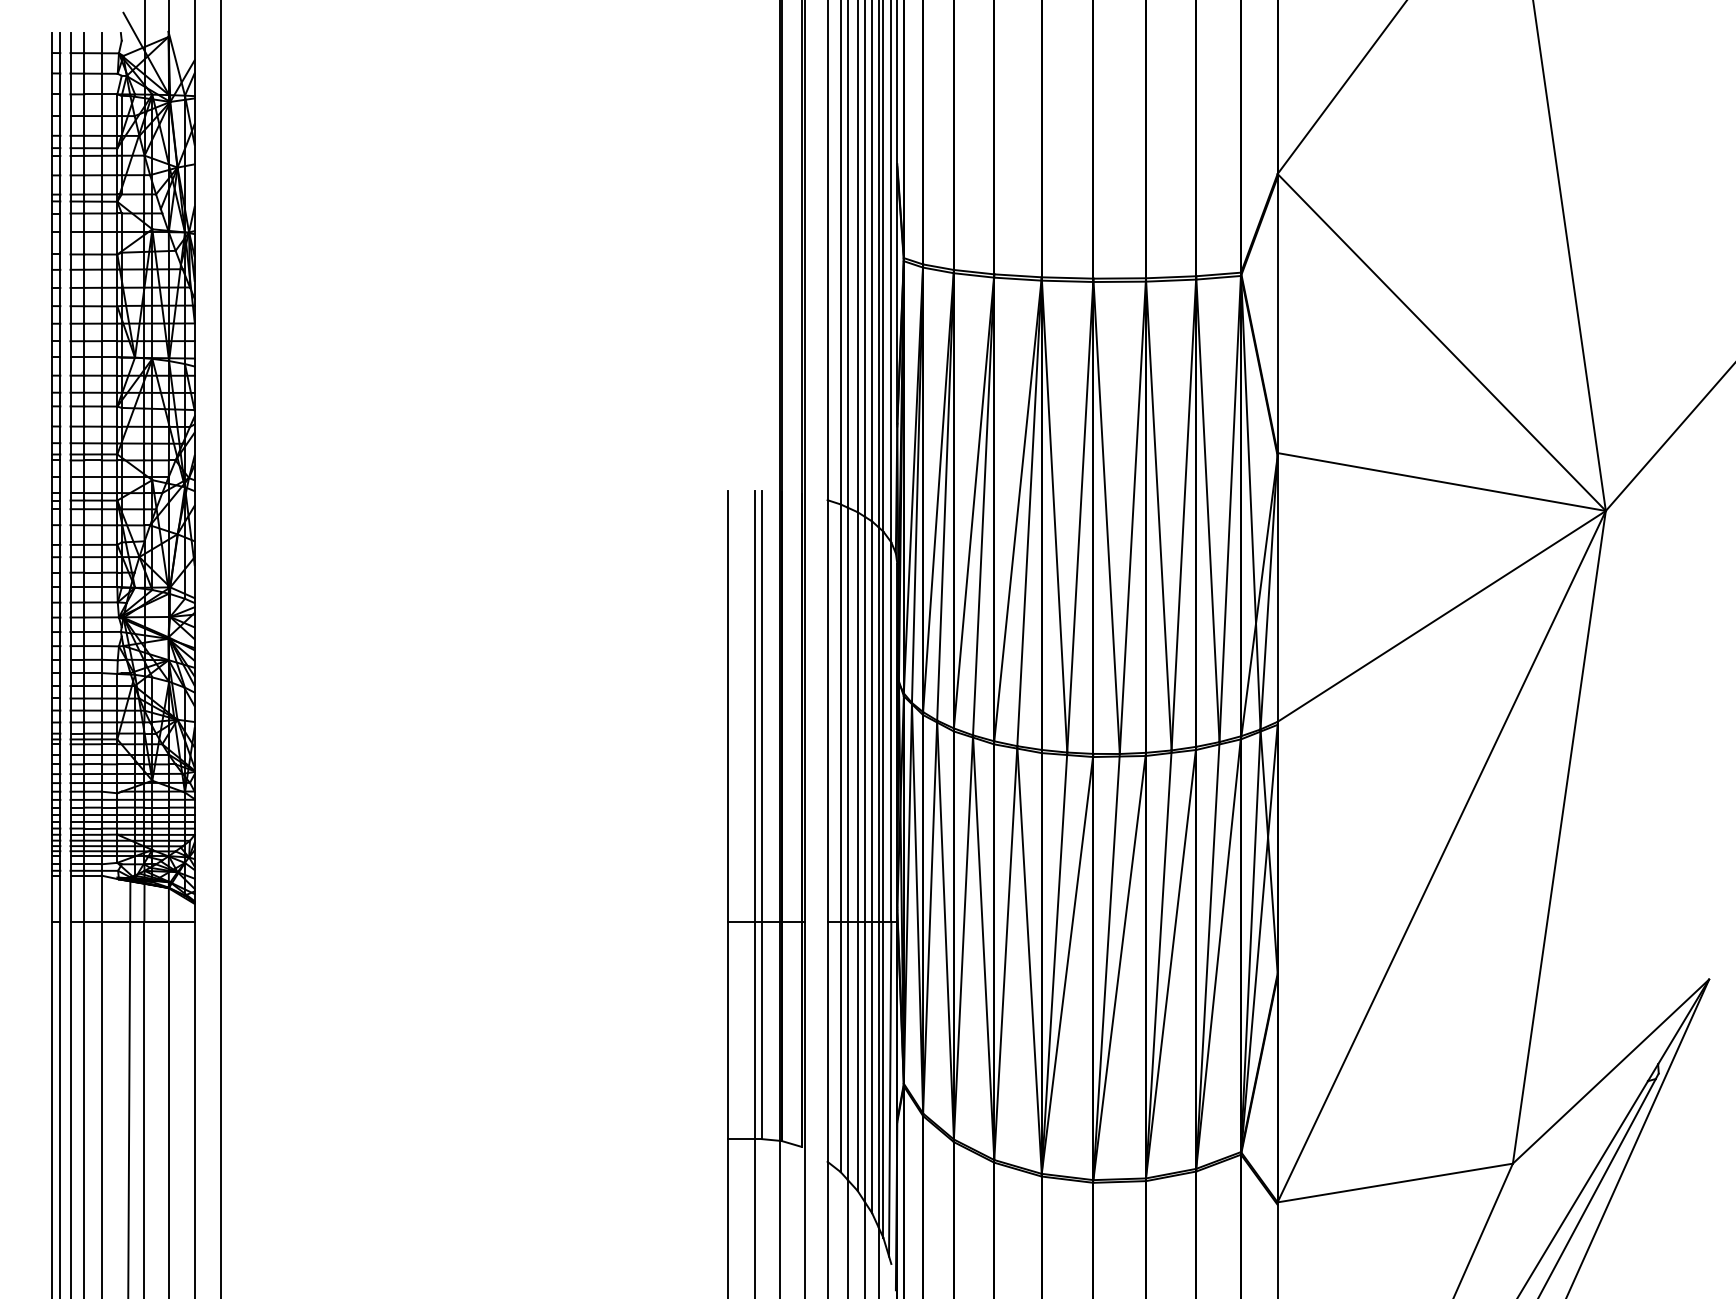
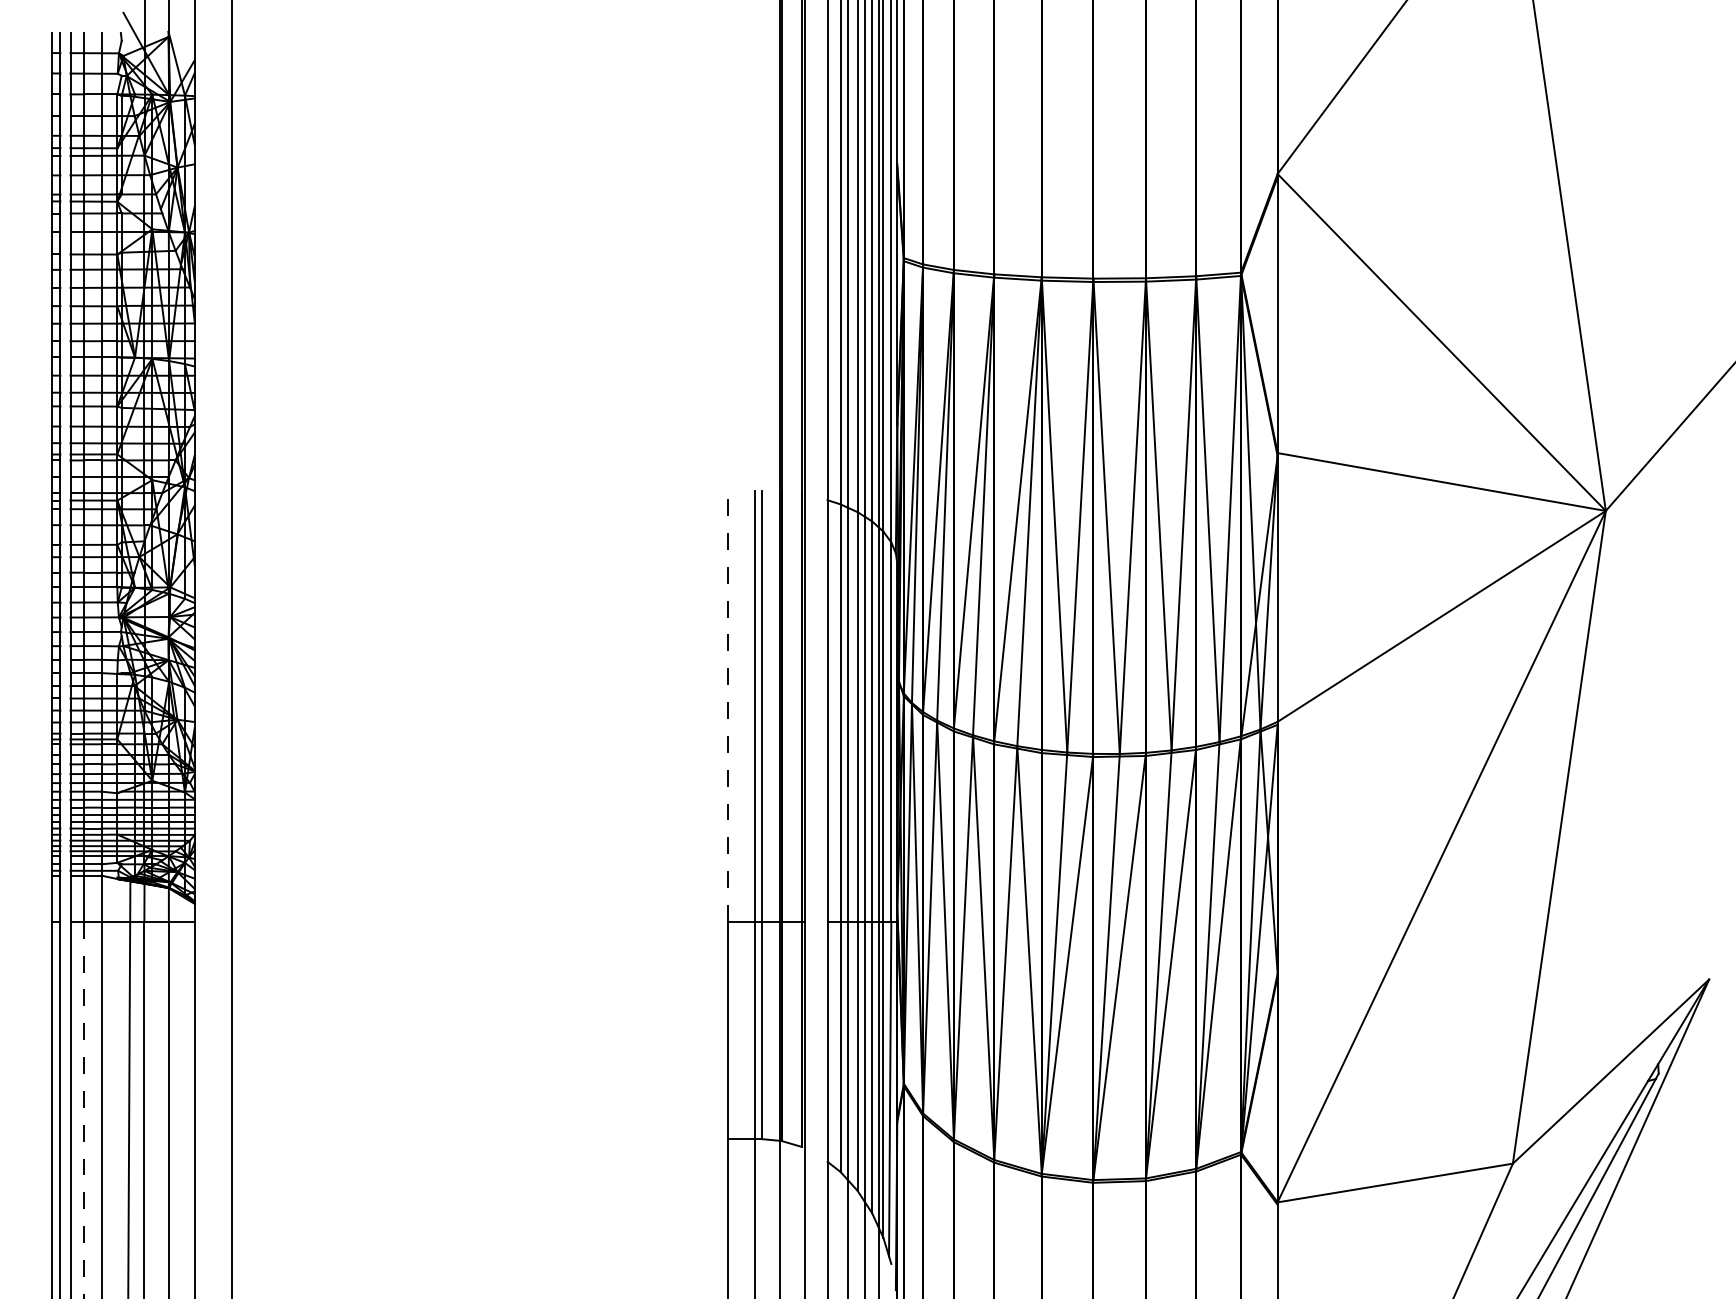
line position: (221, 648) -> (232, 648) (232, 648)
line: solid -> dashed (728, 706)
line: solid -> dashed (84, 1110)
